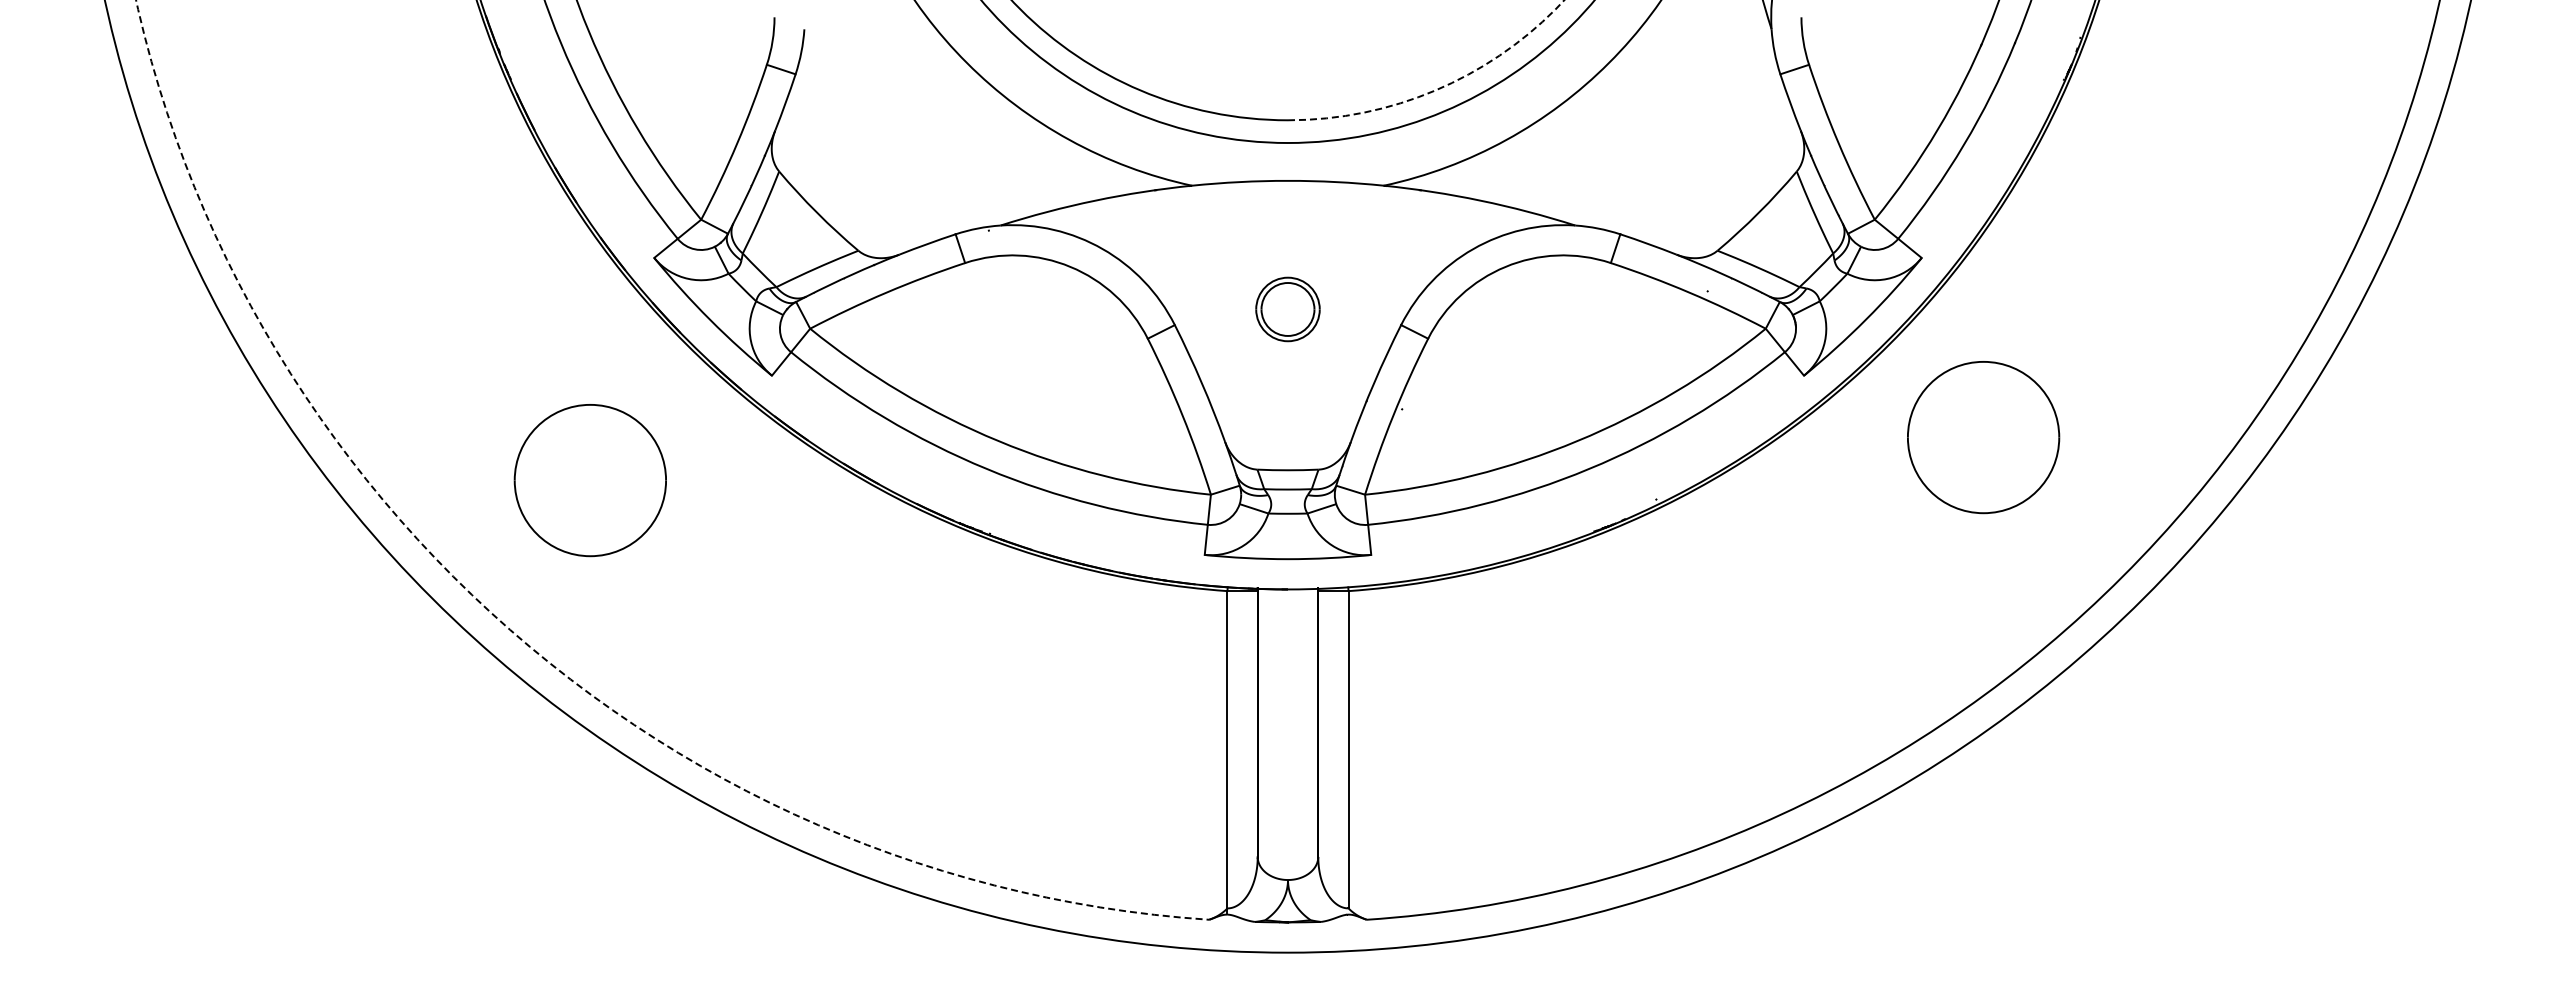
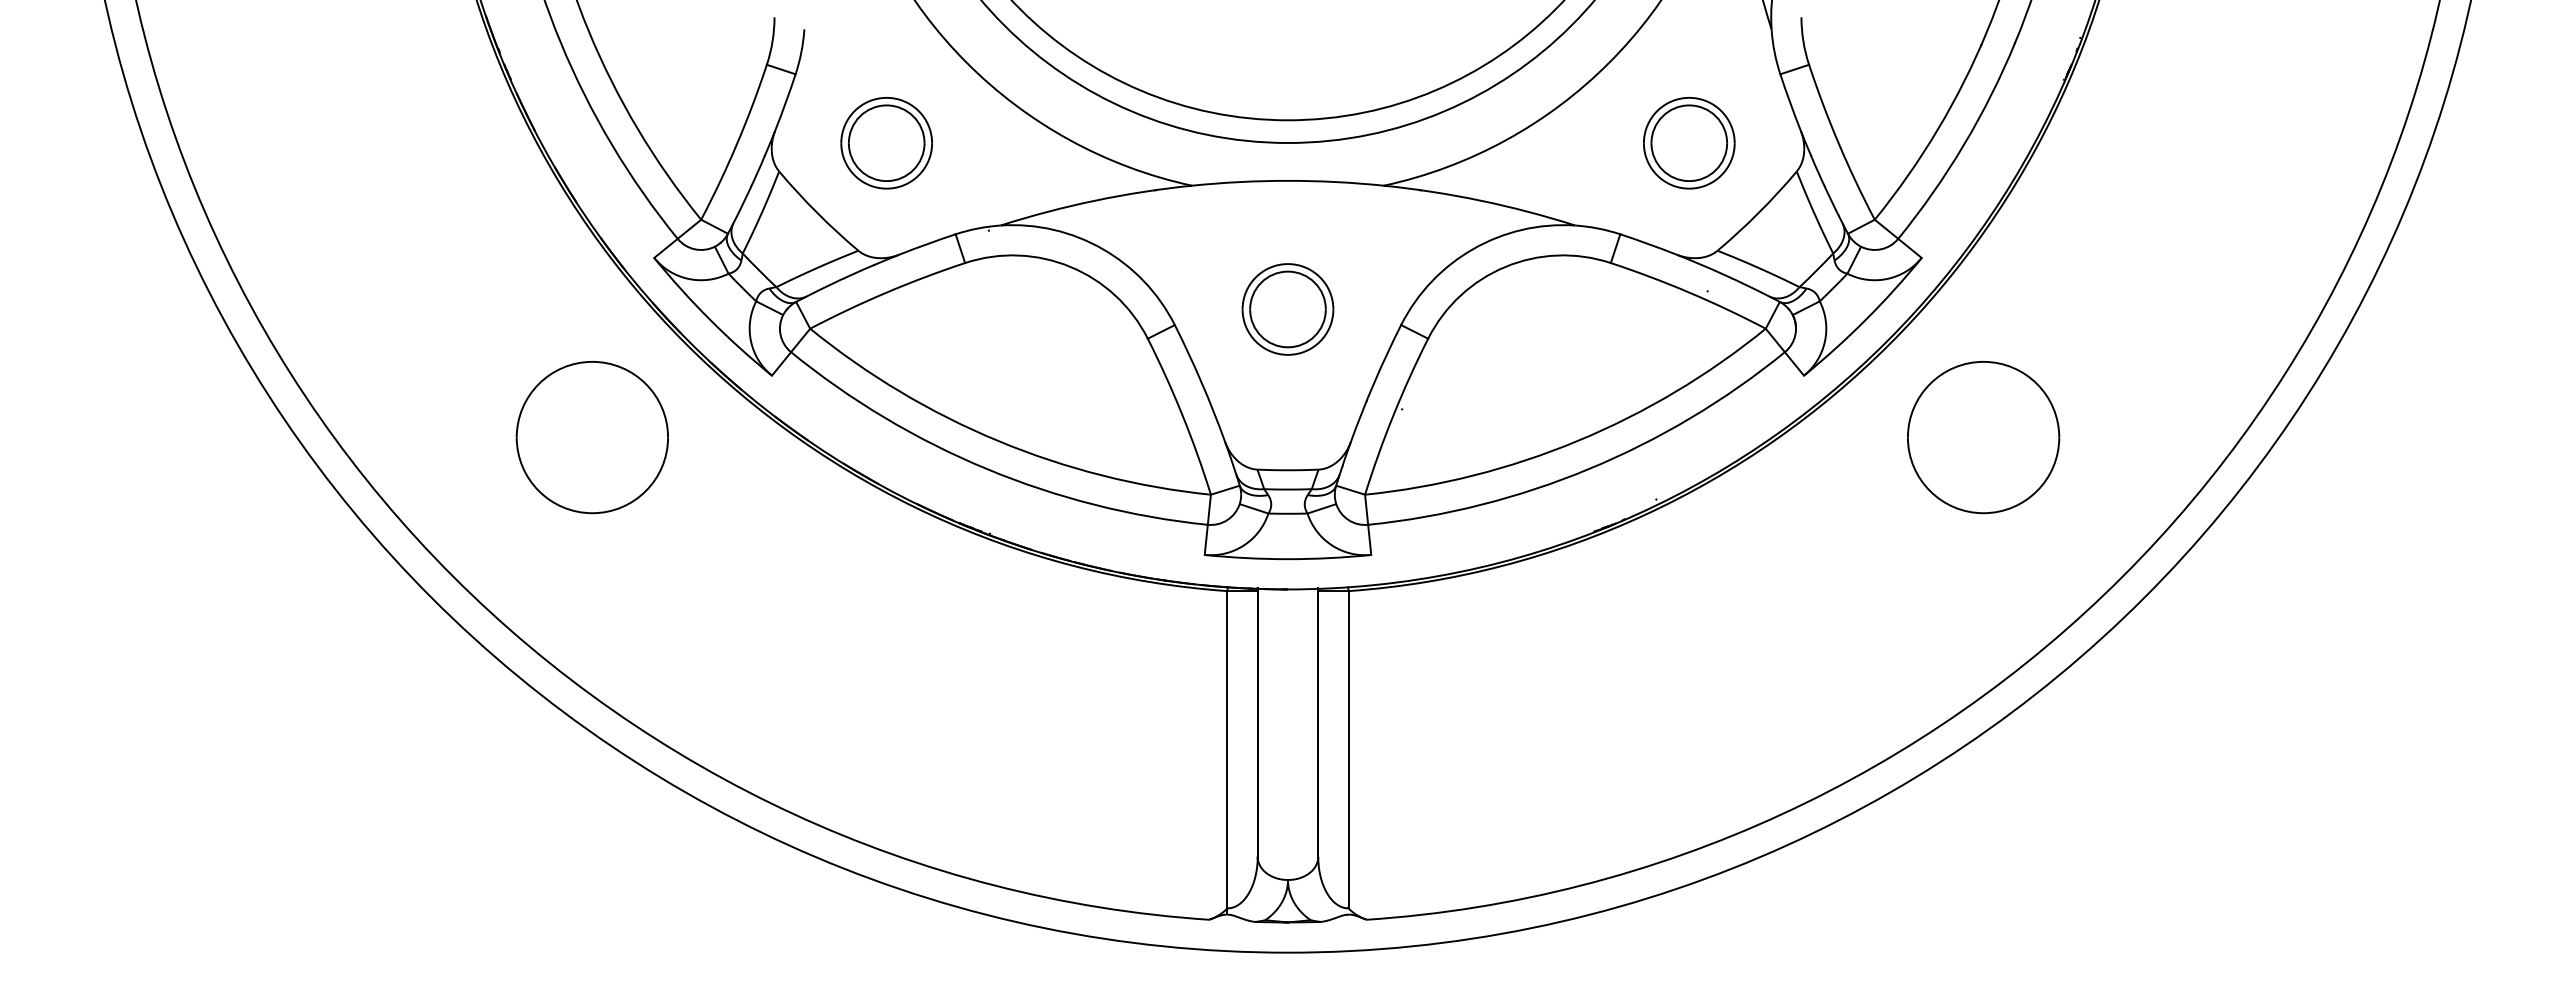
arc: dashed -> solid (1439, 88)
part: none -> present (886, 143)
part: none -> present (1689, 143)
part size: 66x67 px -> 94x93 px (1287, 309)
part position: (589, 480) -> (591, 437) (591, 437)
arc: dashed -> solid (519, 638)
